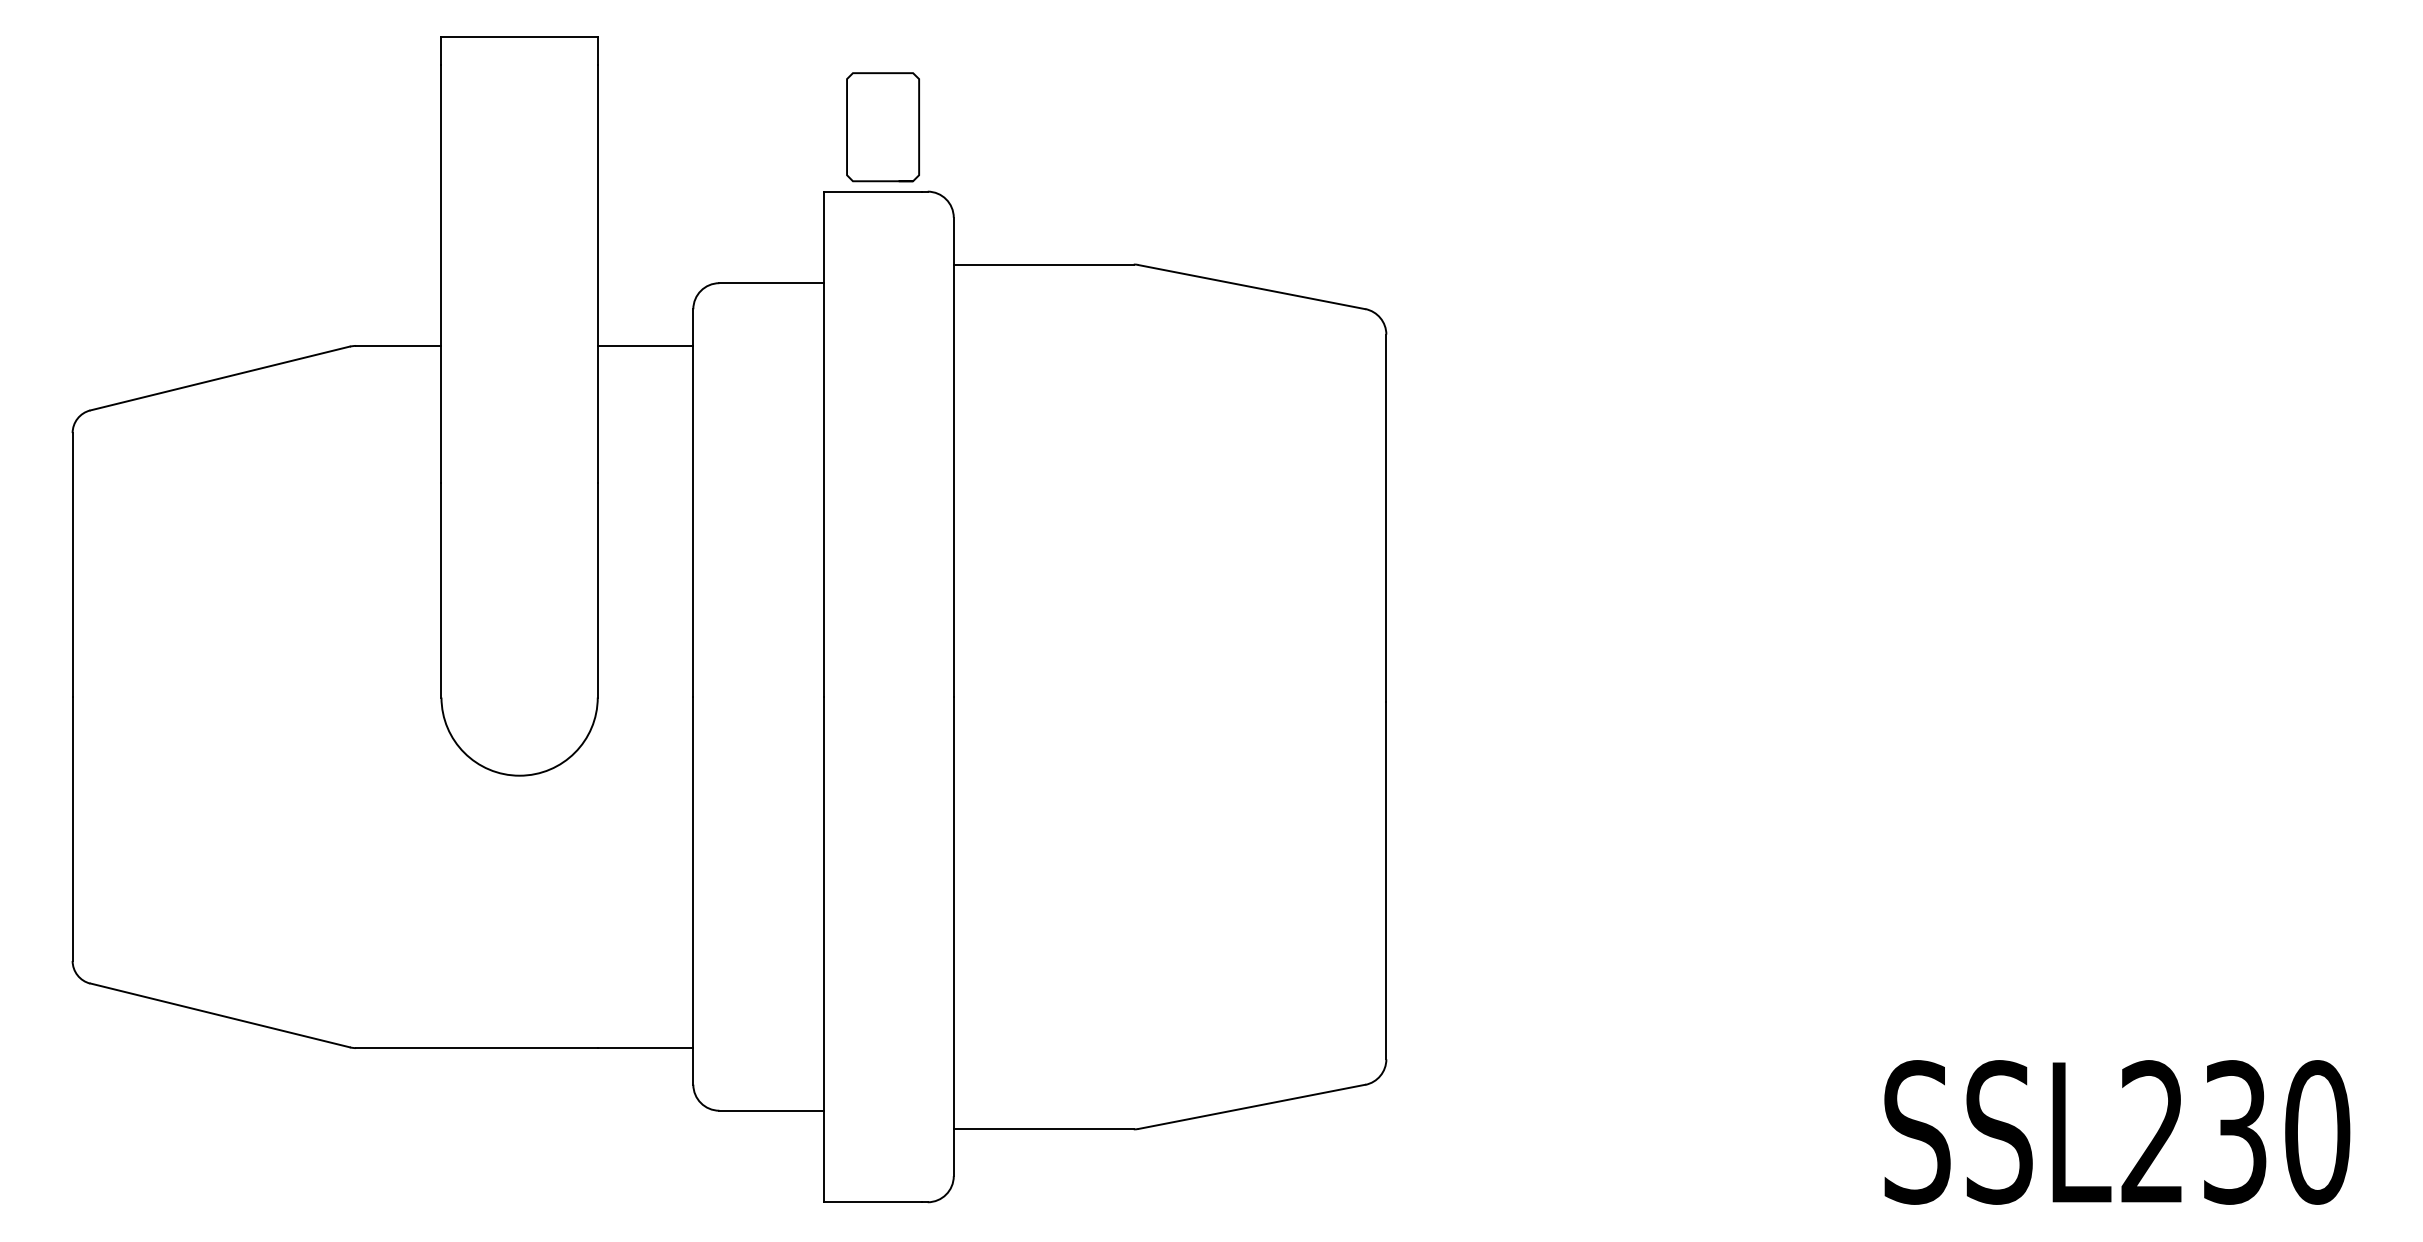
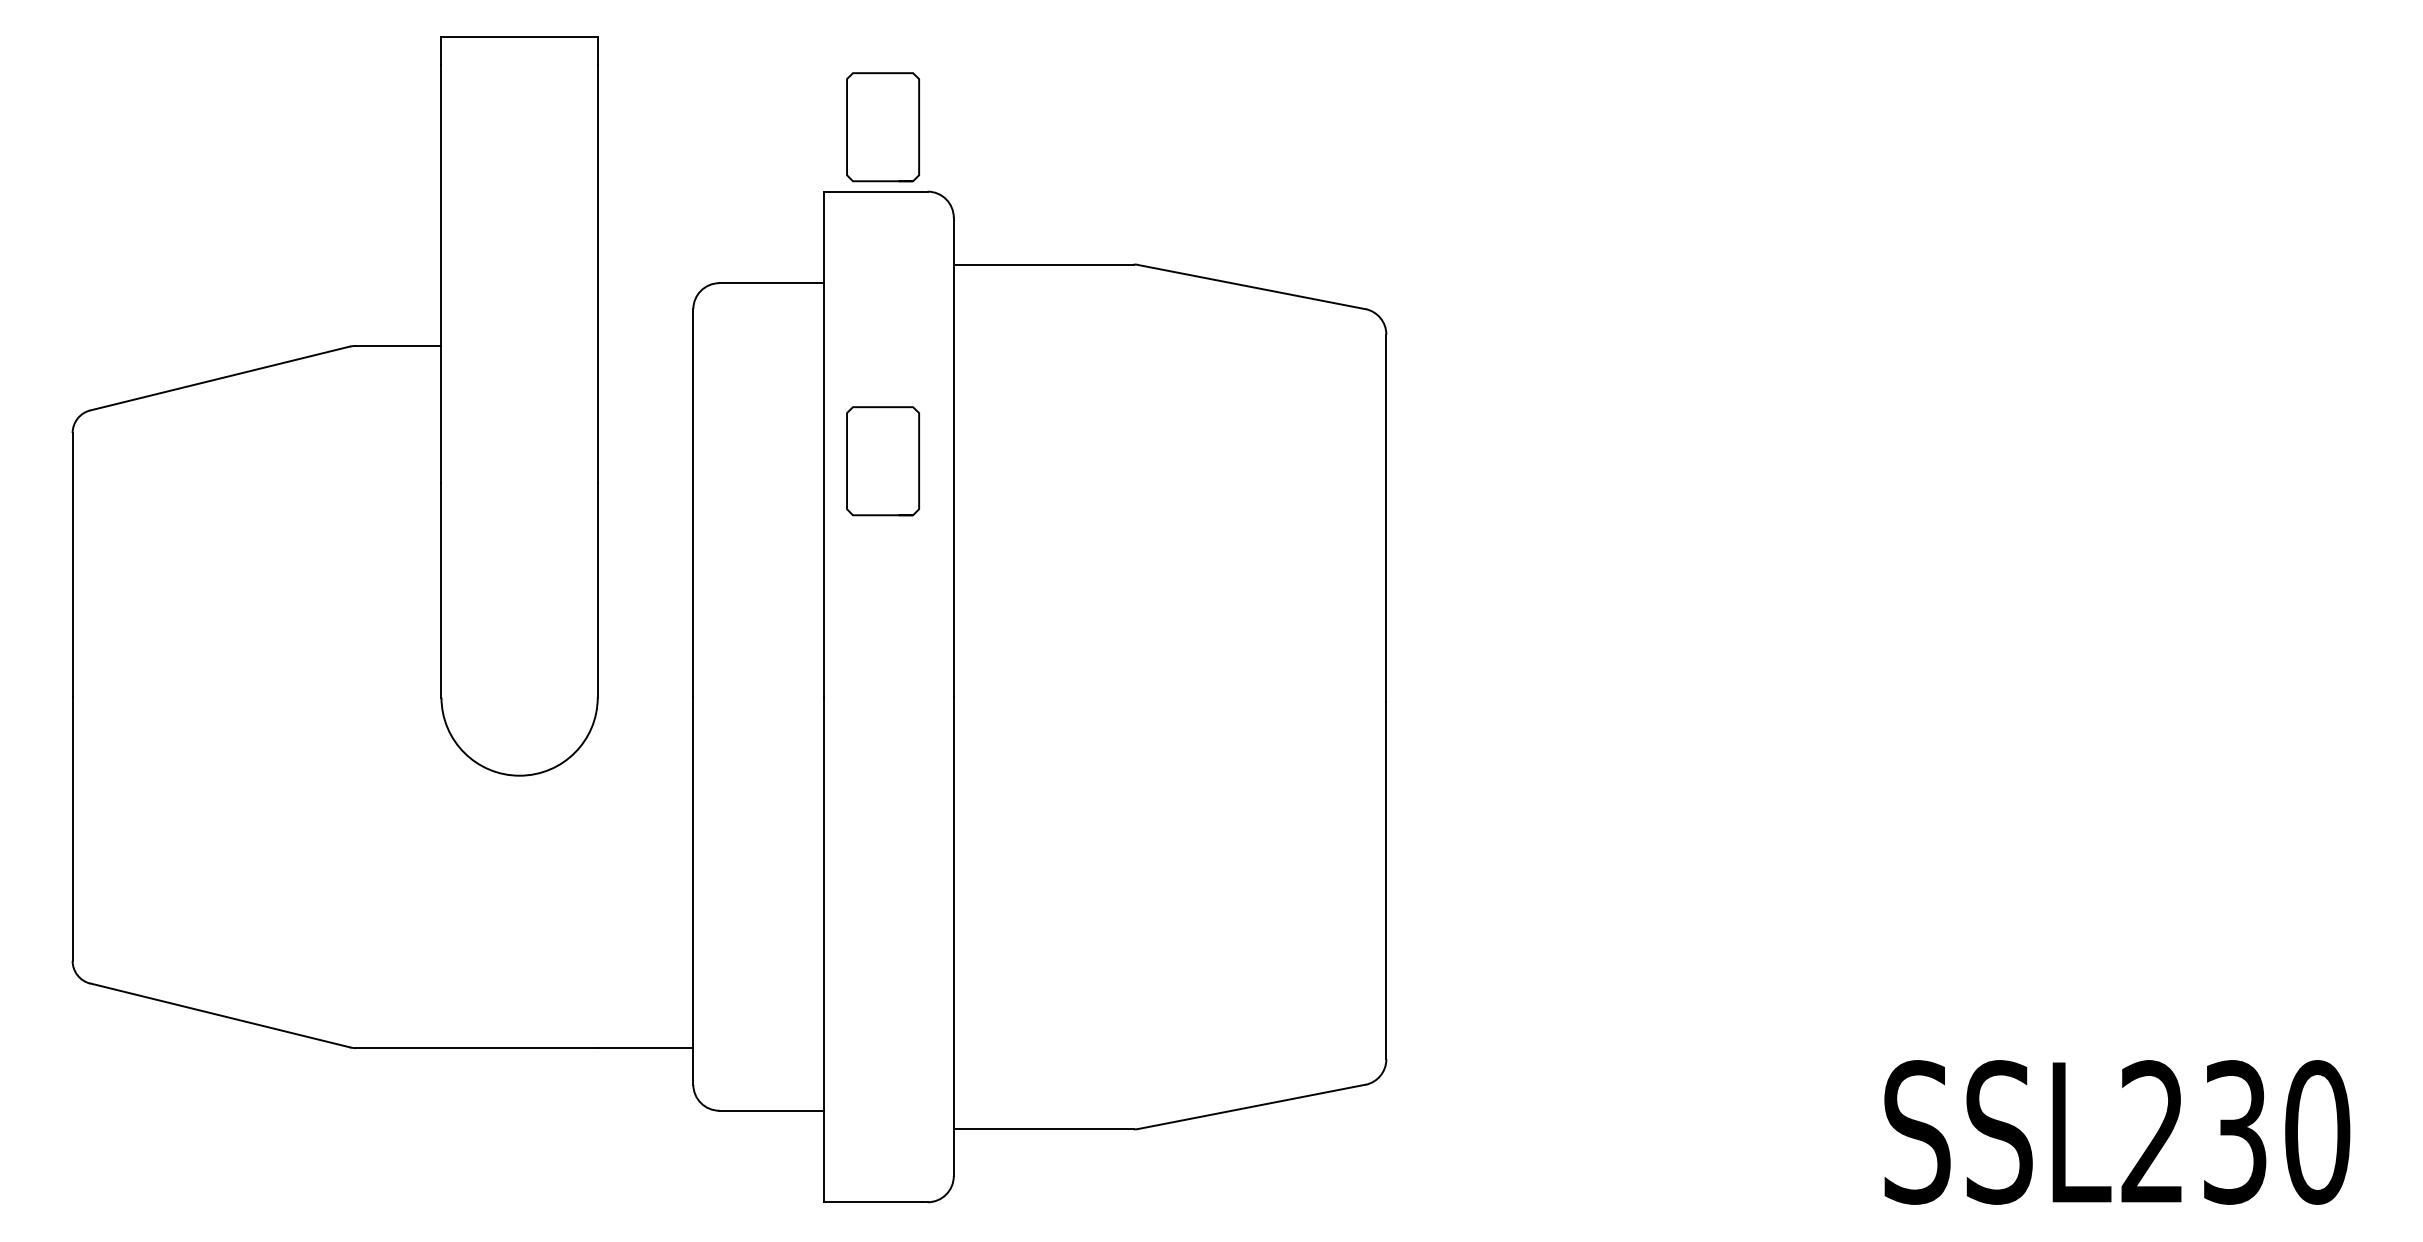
line: present -> none (645, 345)
curve: none -> present (847, 461)
